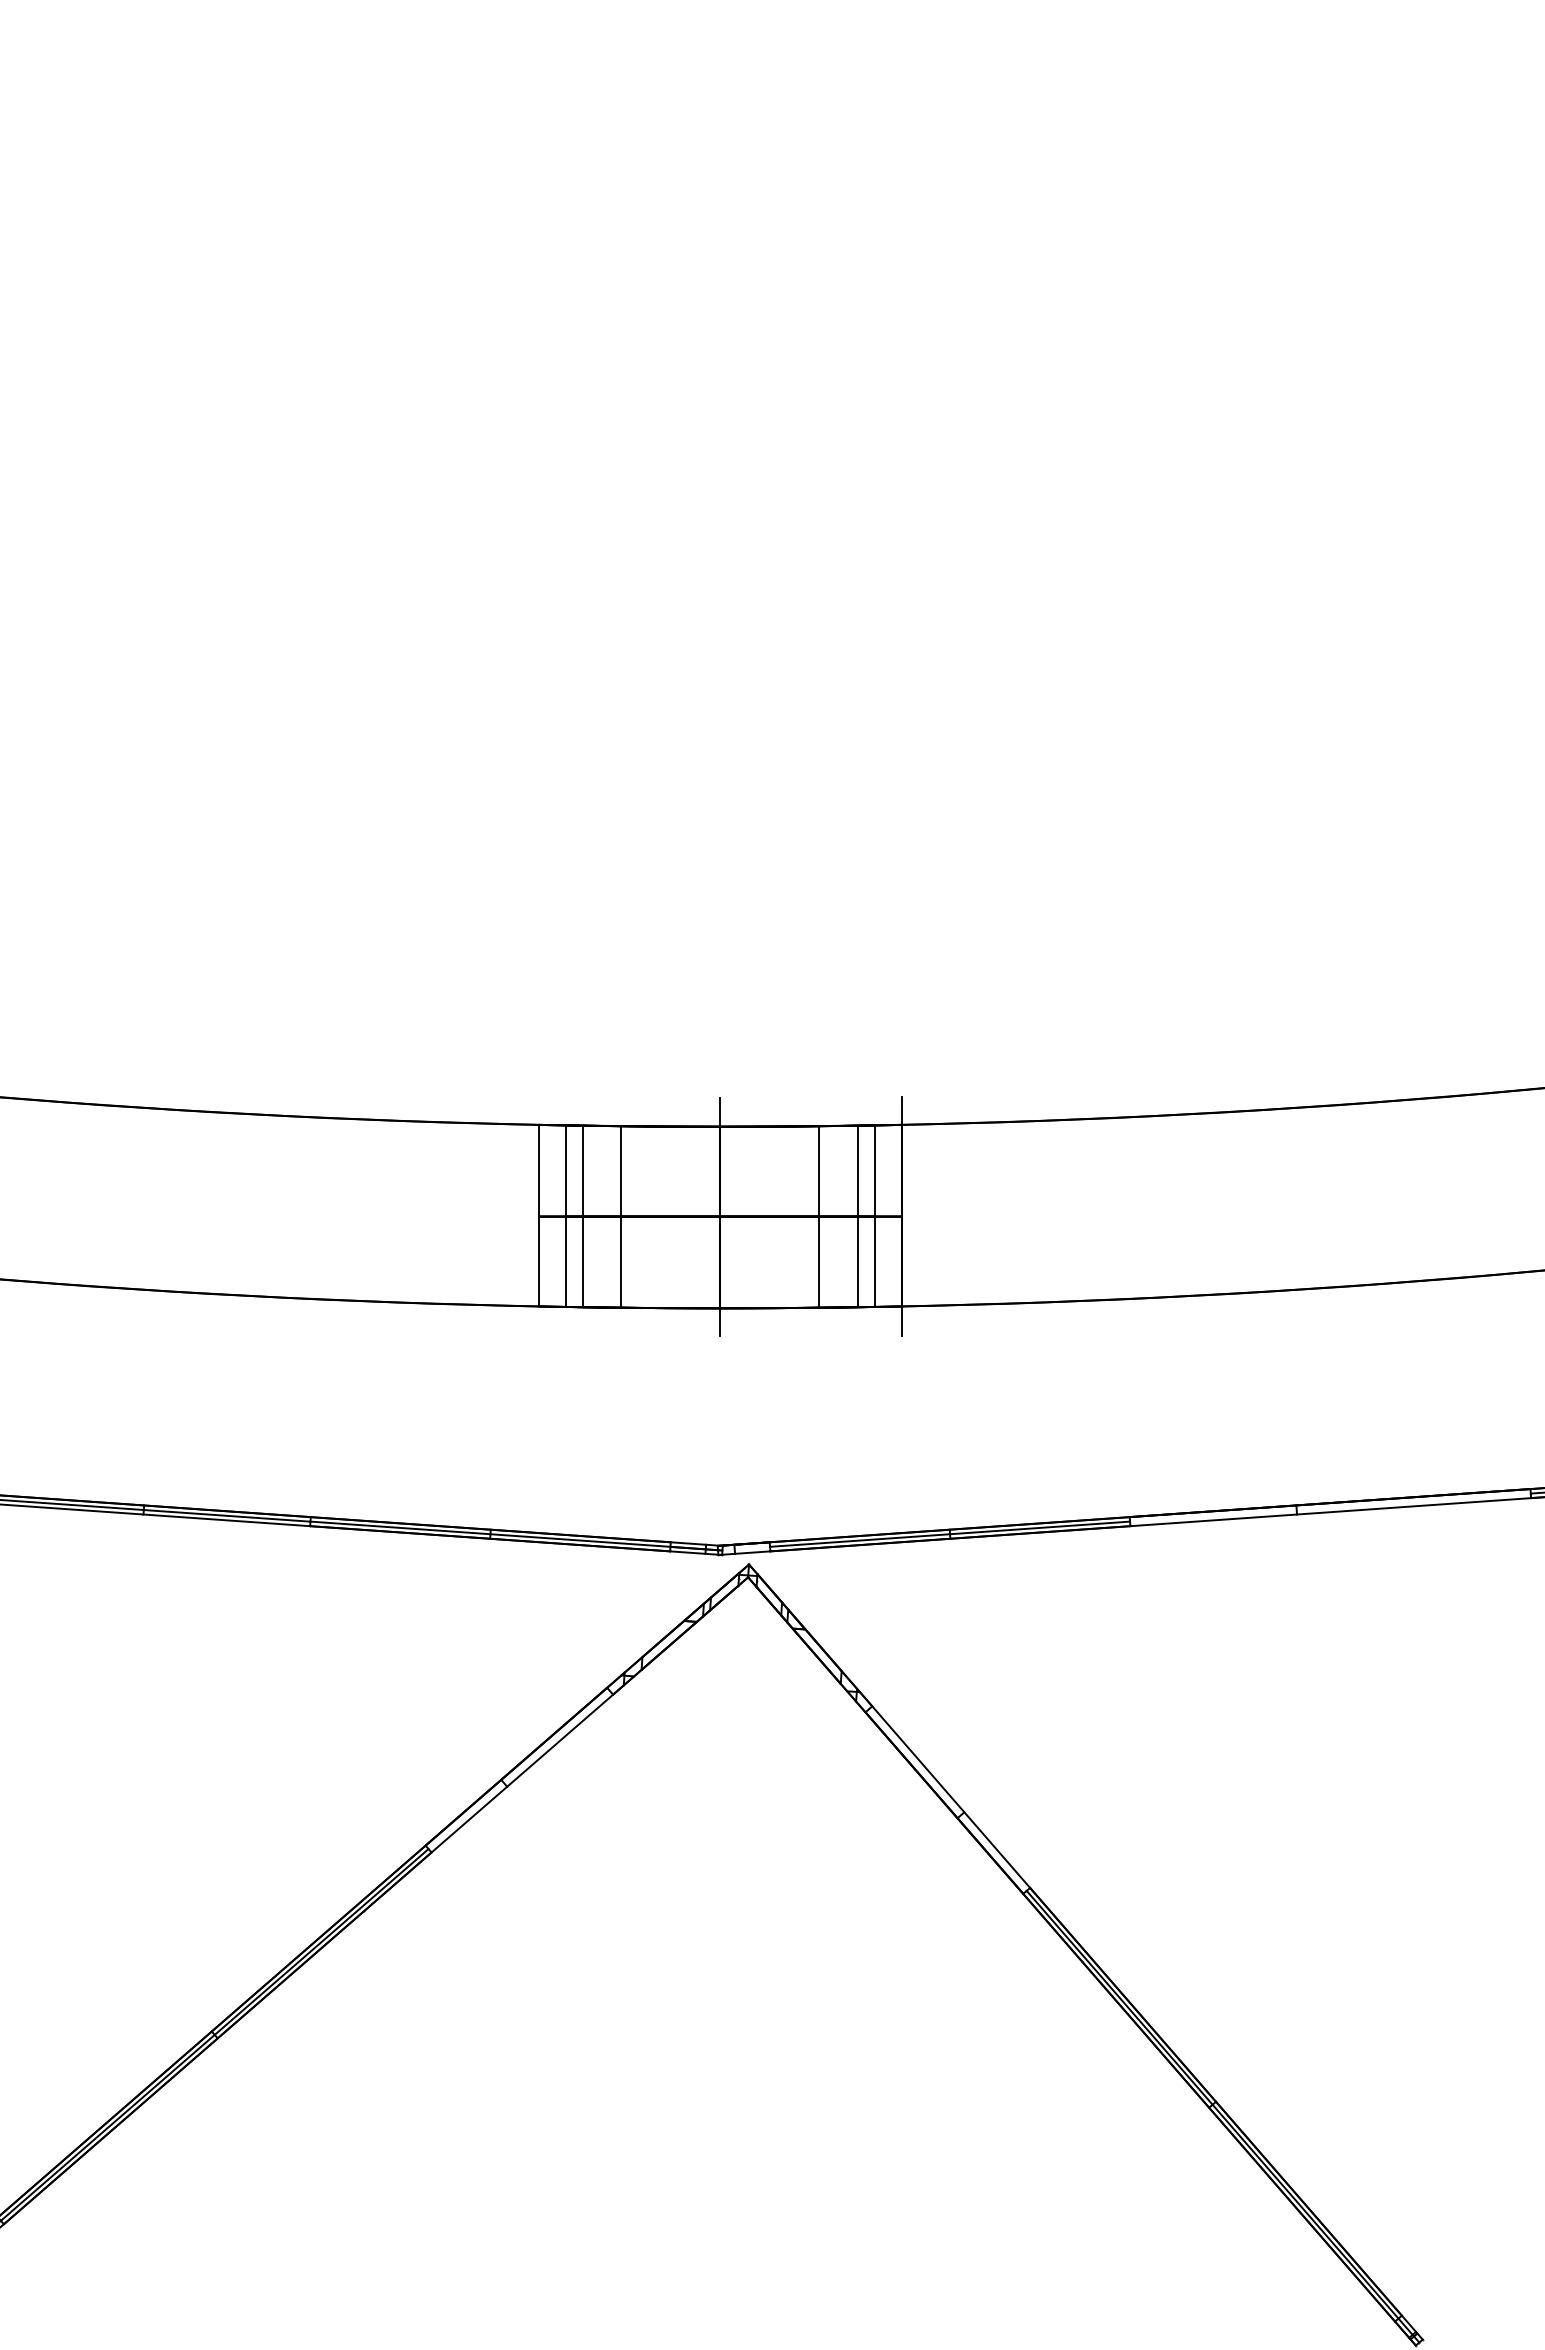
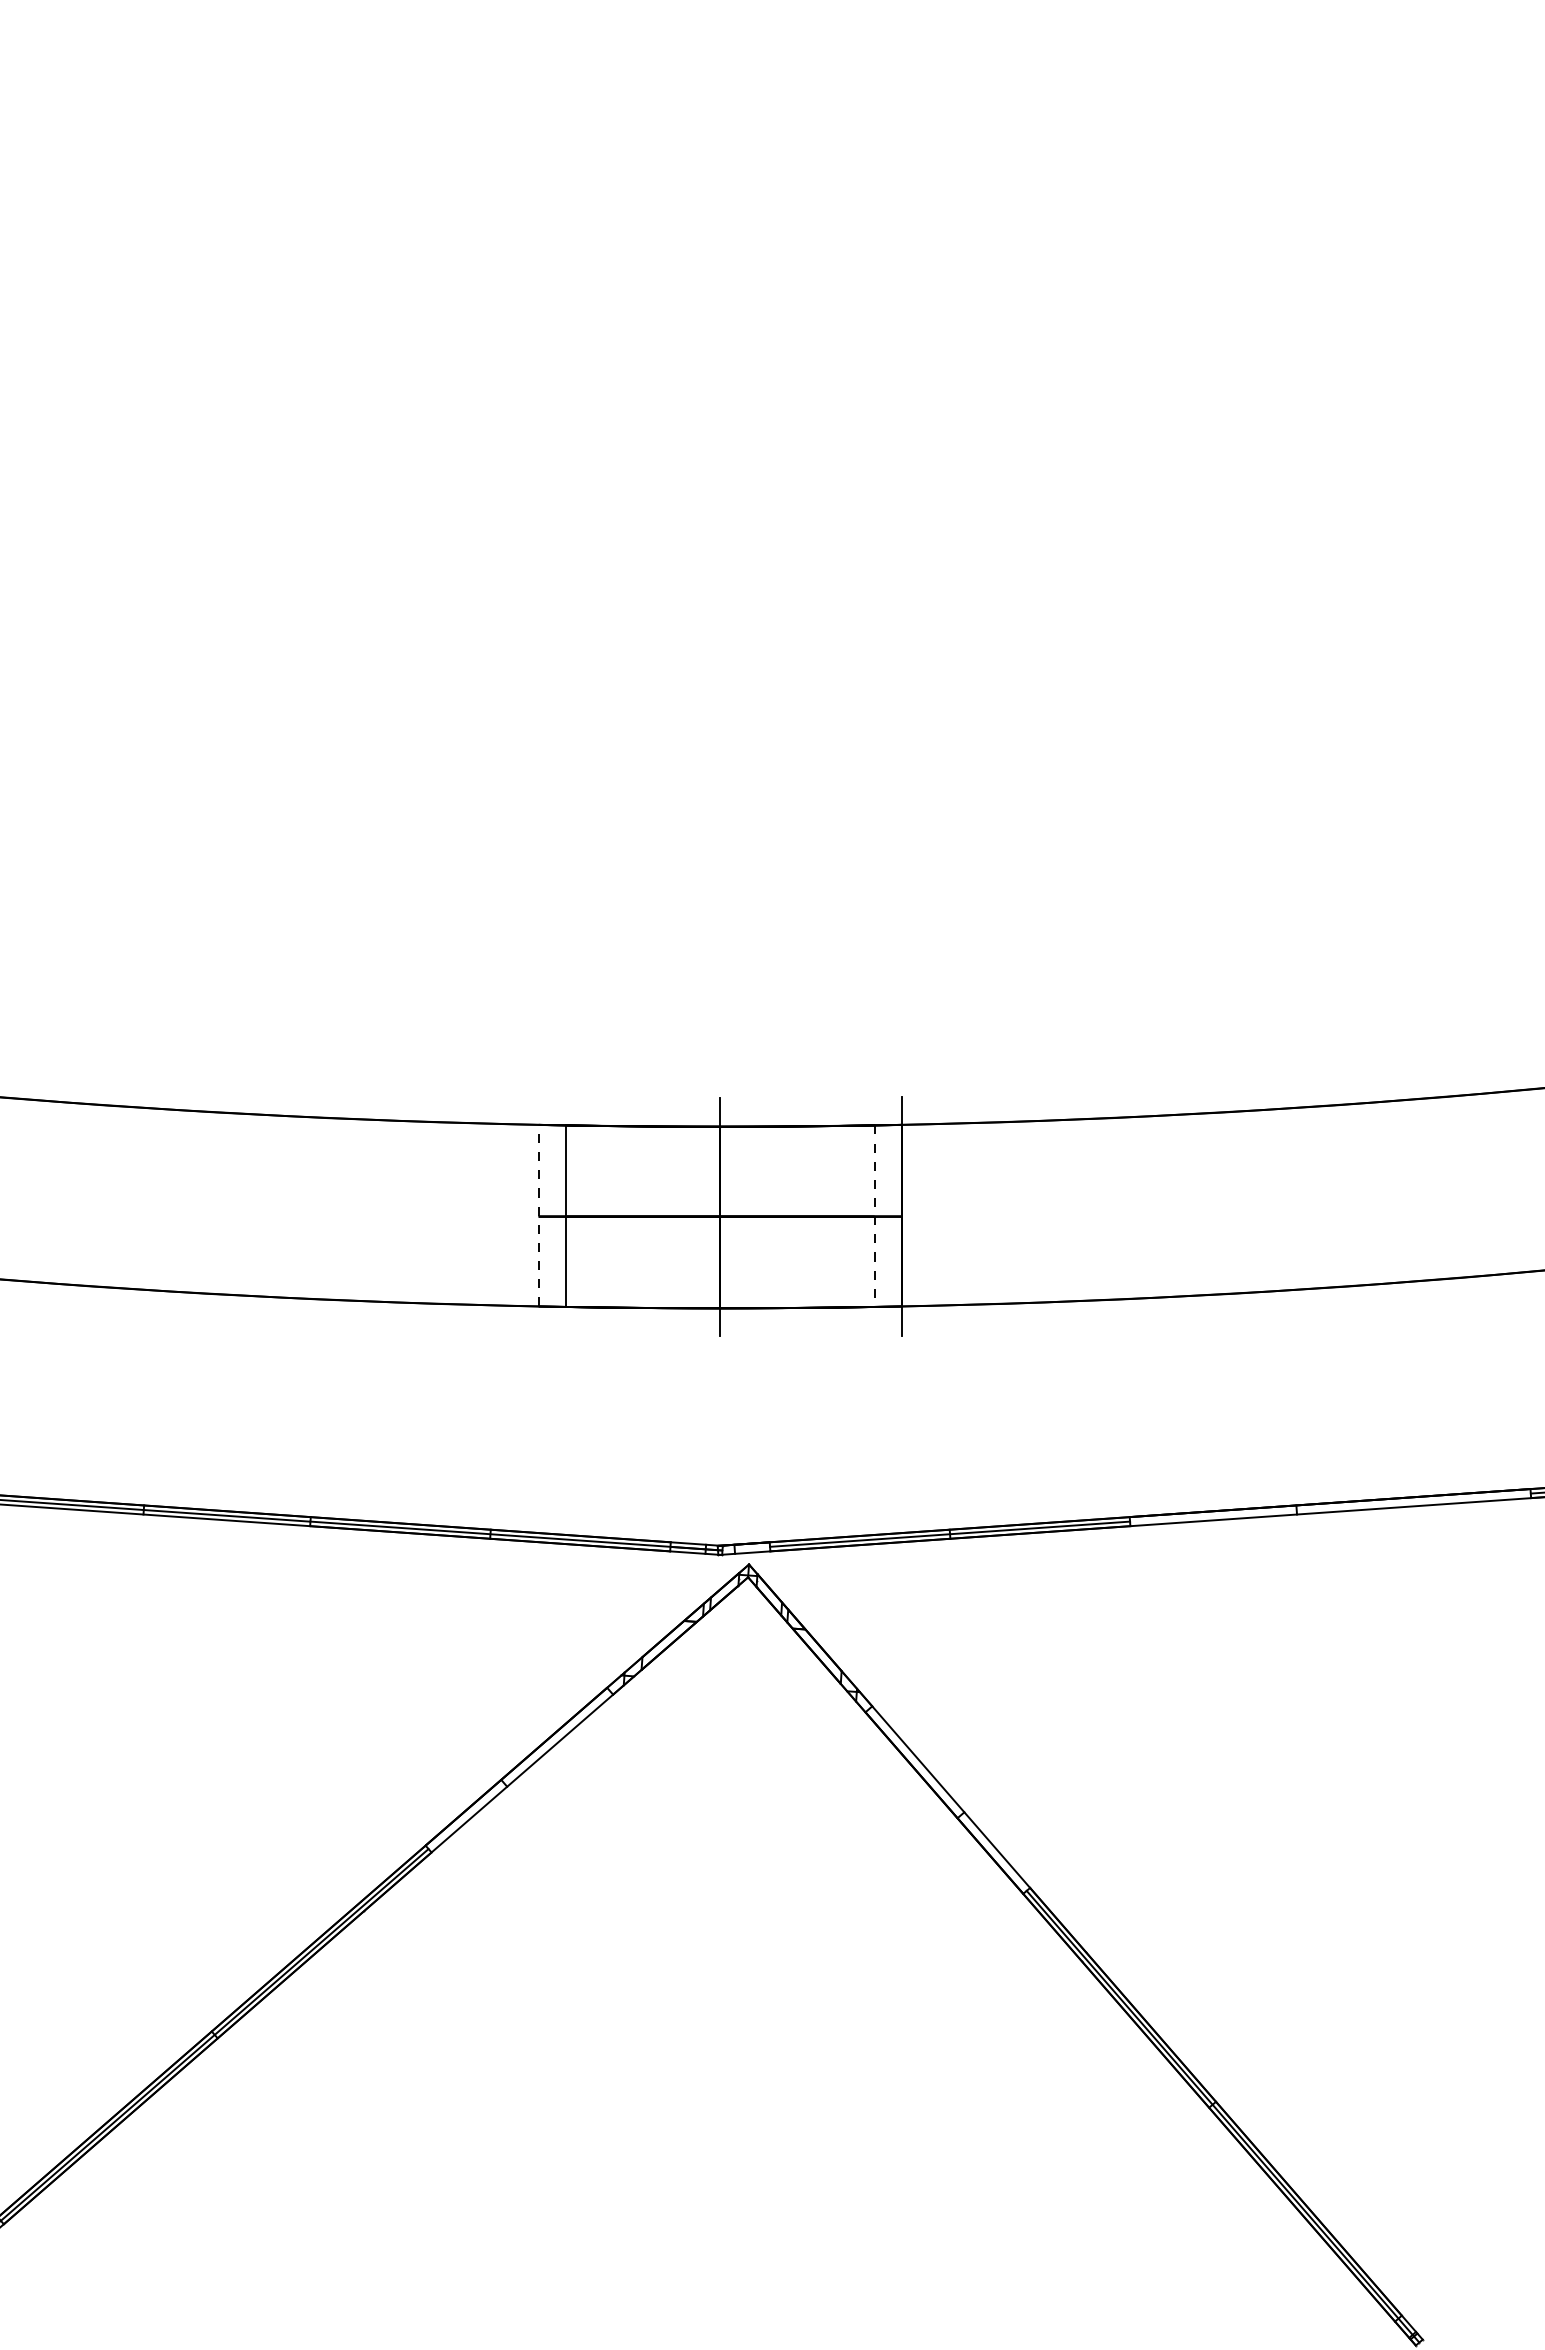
line: solid -> dashed (538, 1215)
line: present -> none (582, 1216)
line: present -> none (621, 1216)
line: present -> none (819, 1216)
line: present -> none (857, 1216)
line: solid -> dashed (874, 1216)
